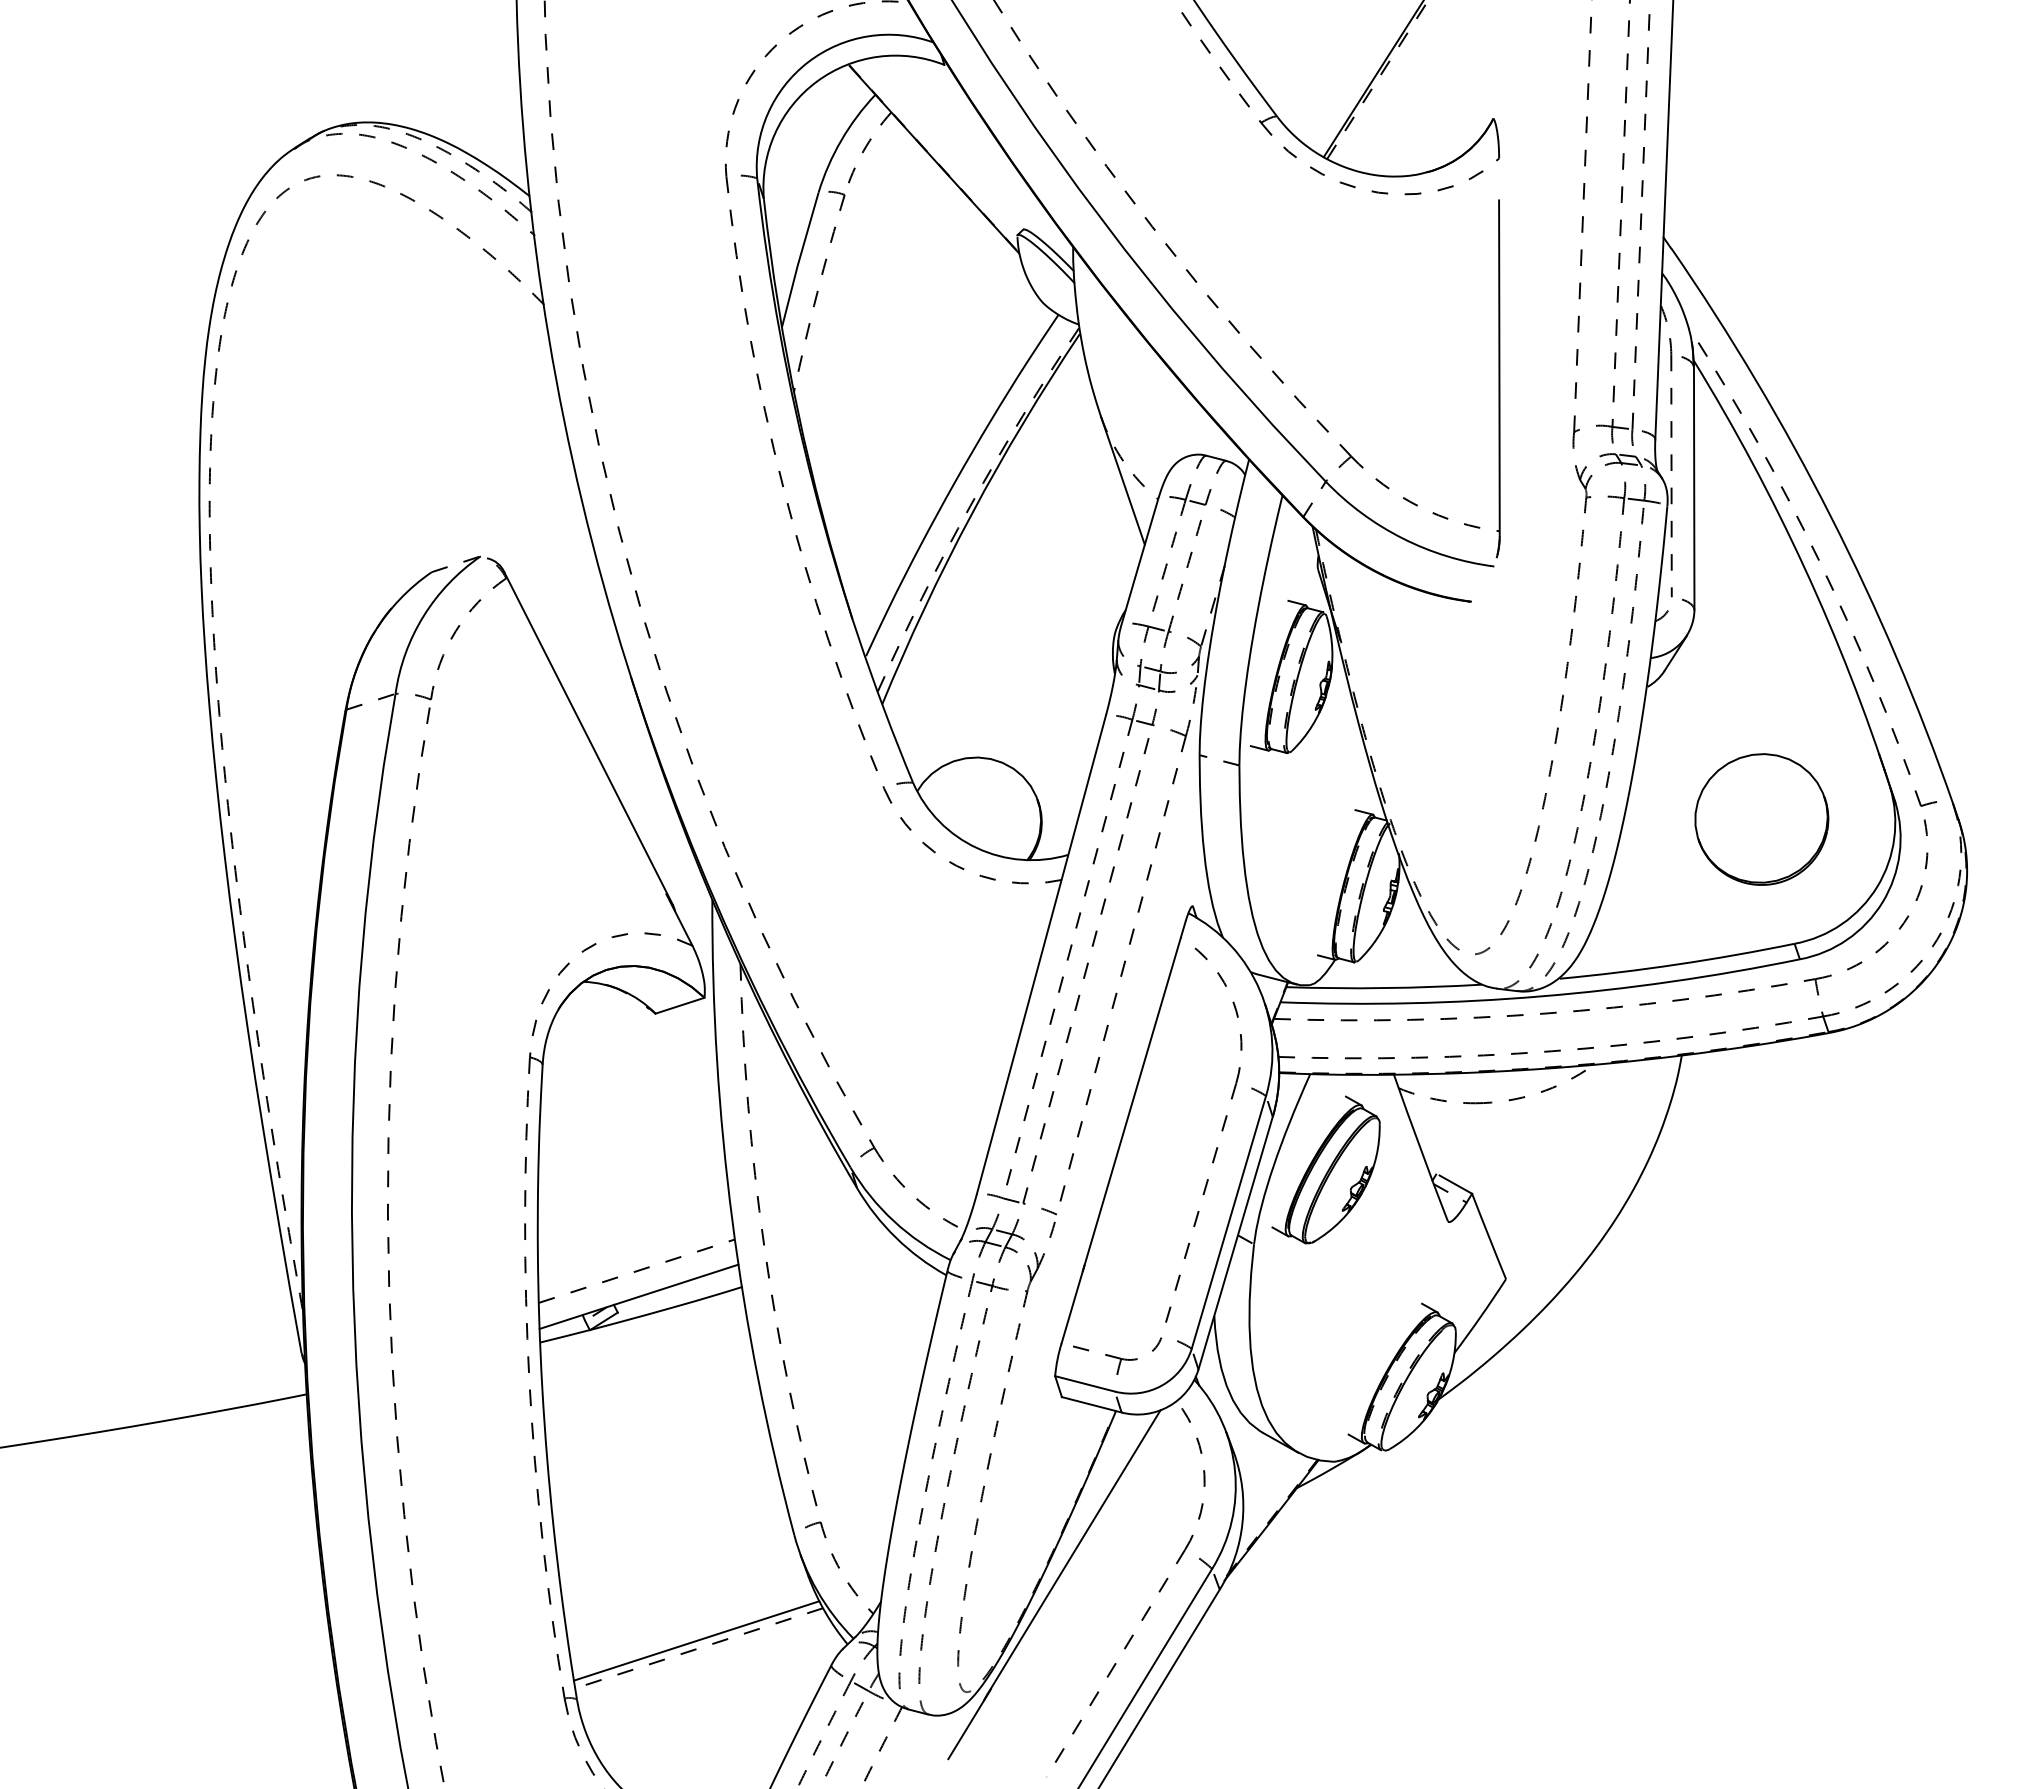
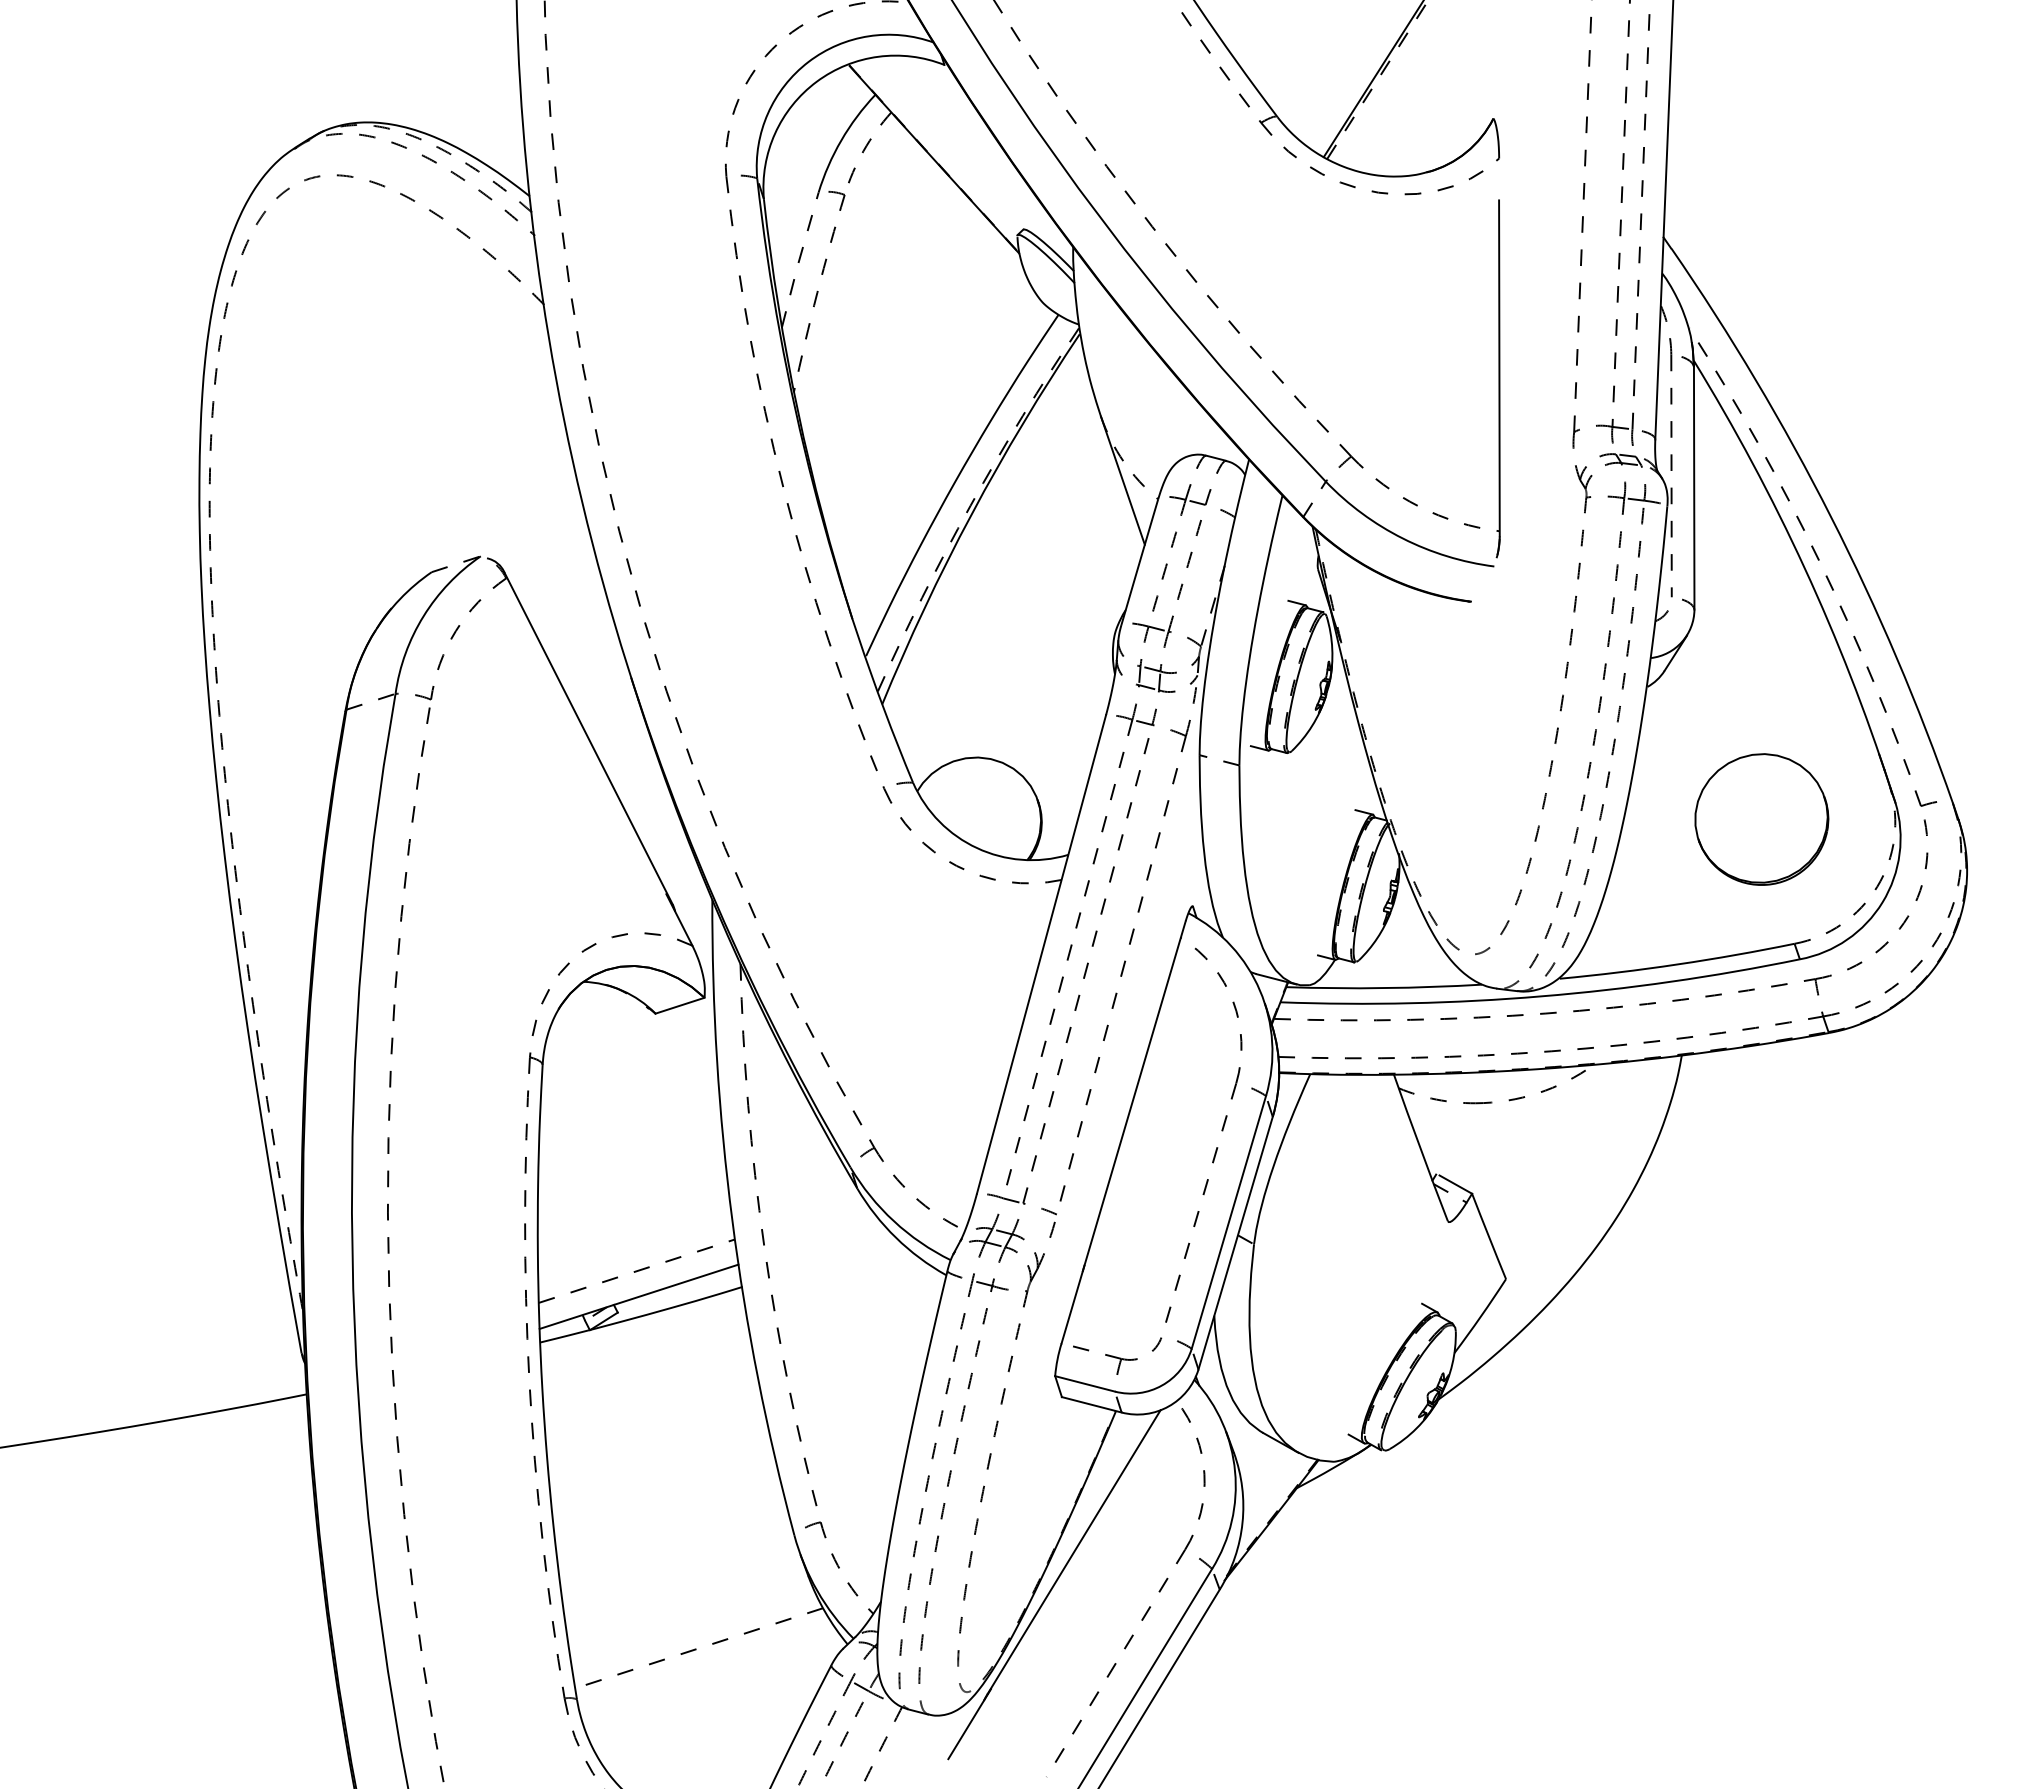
line: solid -> dashed (799, 260)
arc: solid -> dashed (1877, 886)
part: present -> none (1325, 1169)
line: present -> none (696, 1640)
